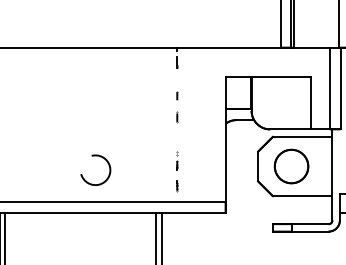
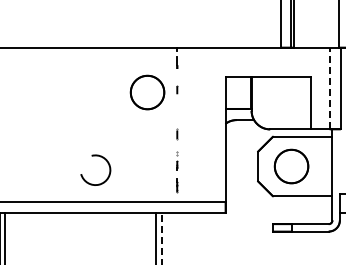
line: solid -> dashed (329, 88)
part: none -> present (147, 92)
part position: (177, 95) -> (177, 89) (177, 89)
line position: (177, 117) -> (177, 134) (177, 134)
part size: 3x13 px -> 3x16 px (177, 185)
line: solid -> dashed (161, 238)
